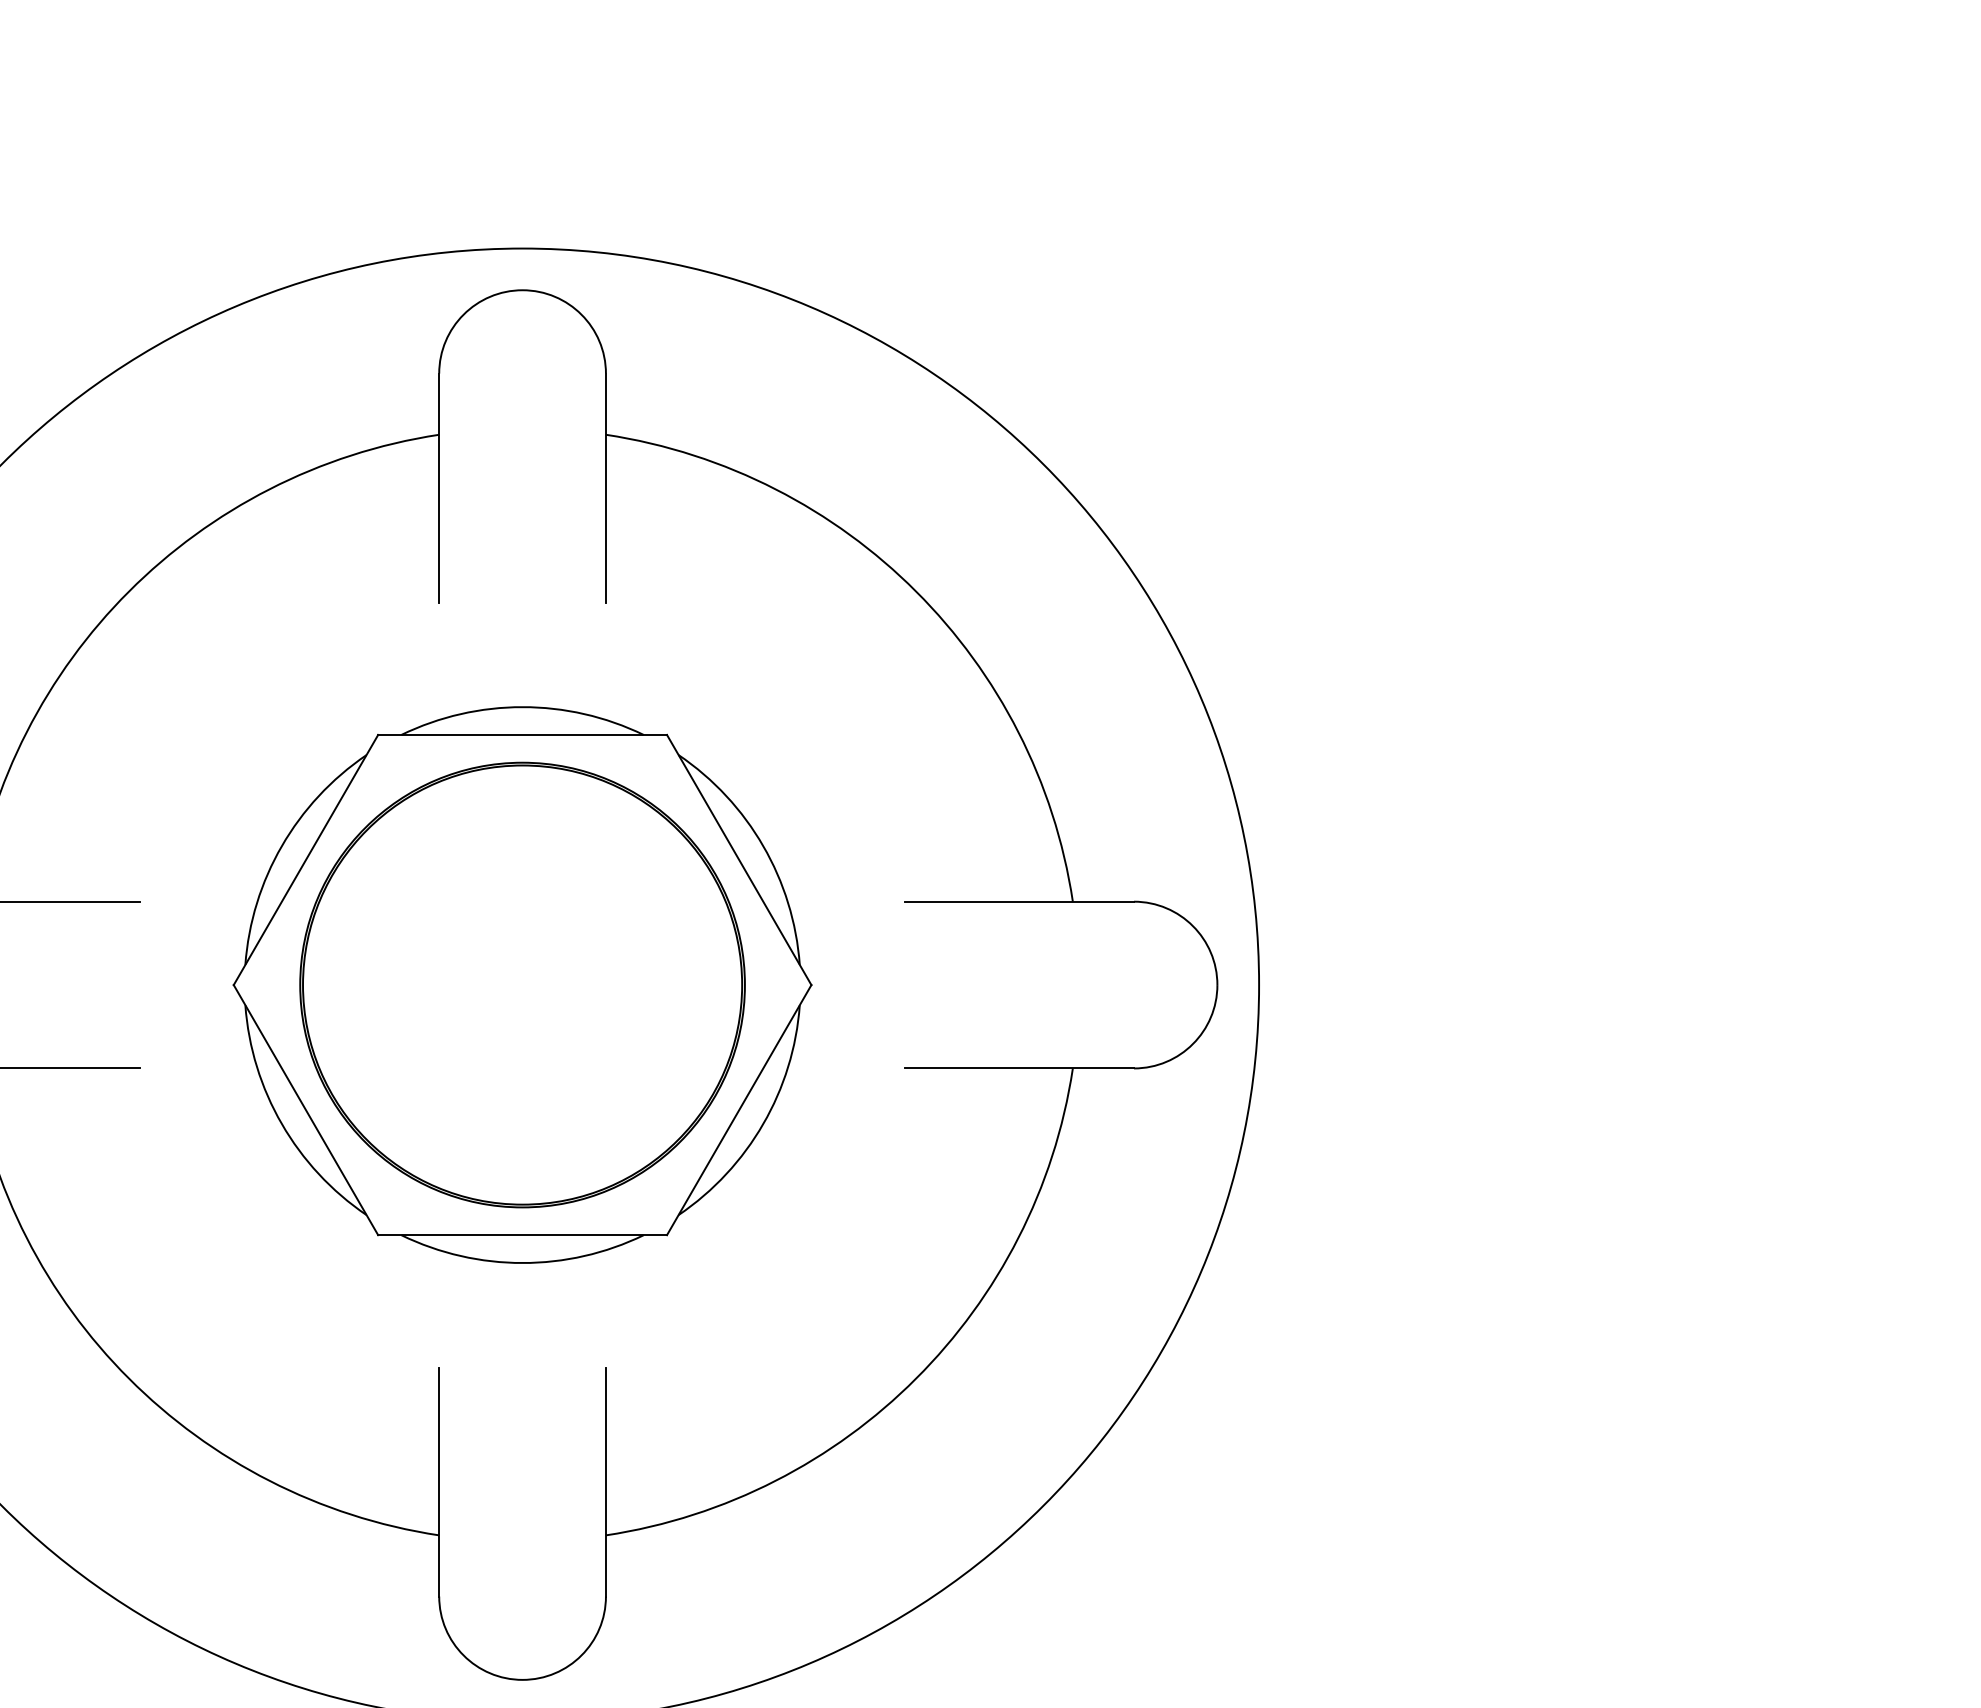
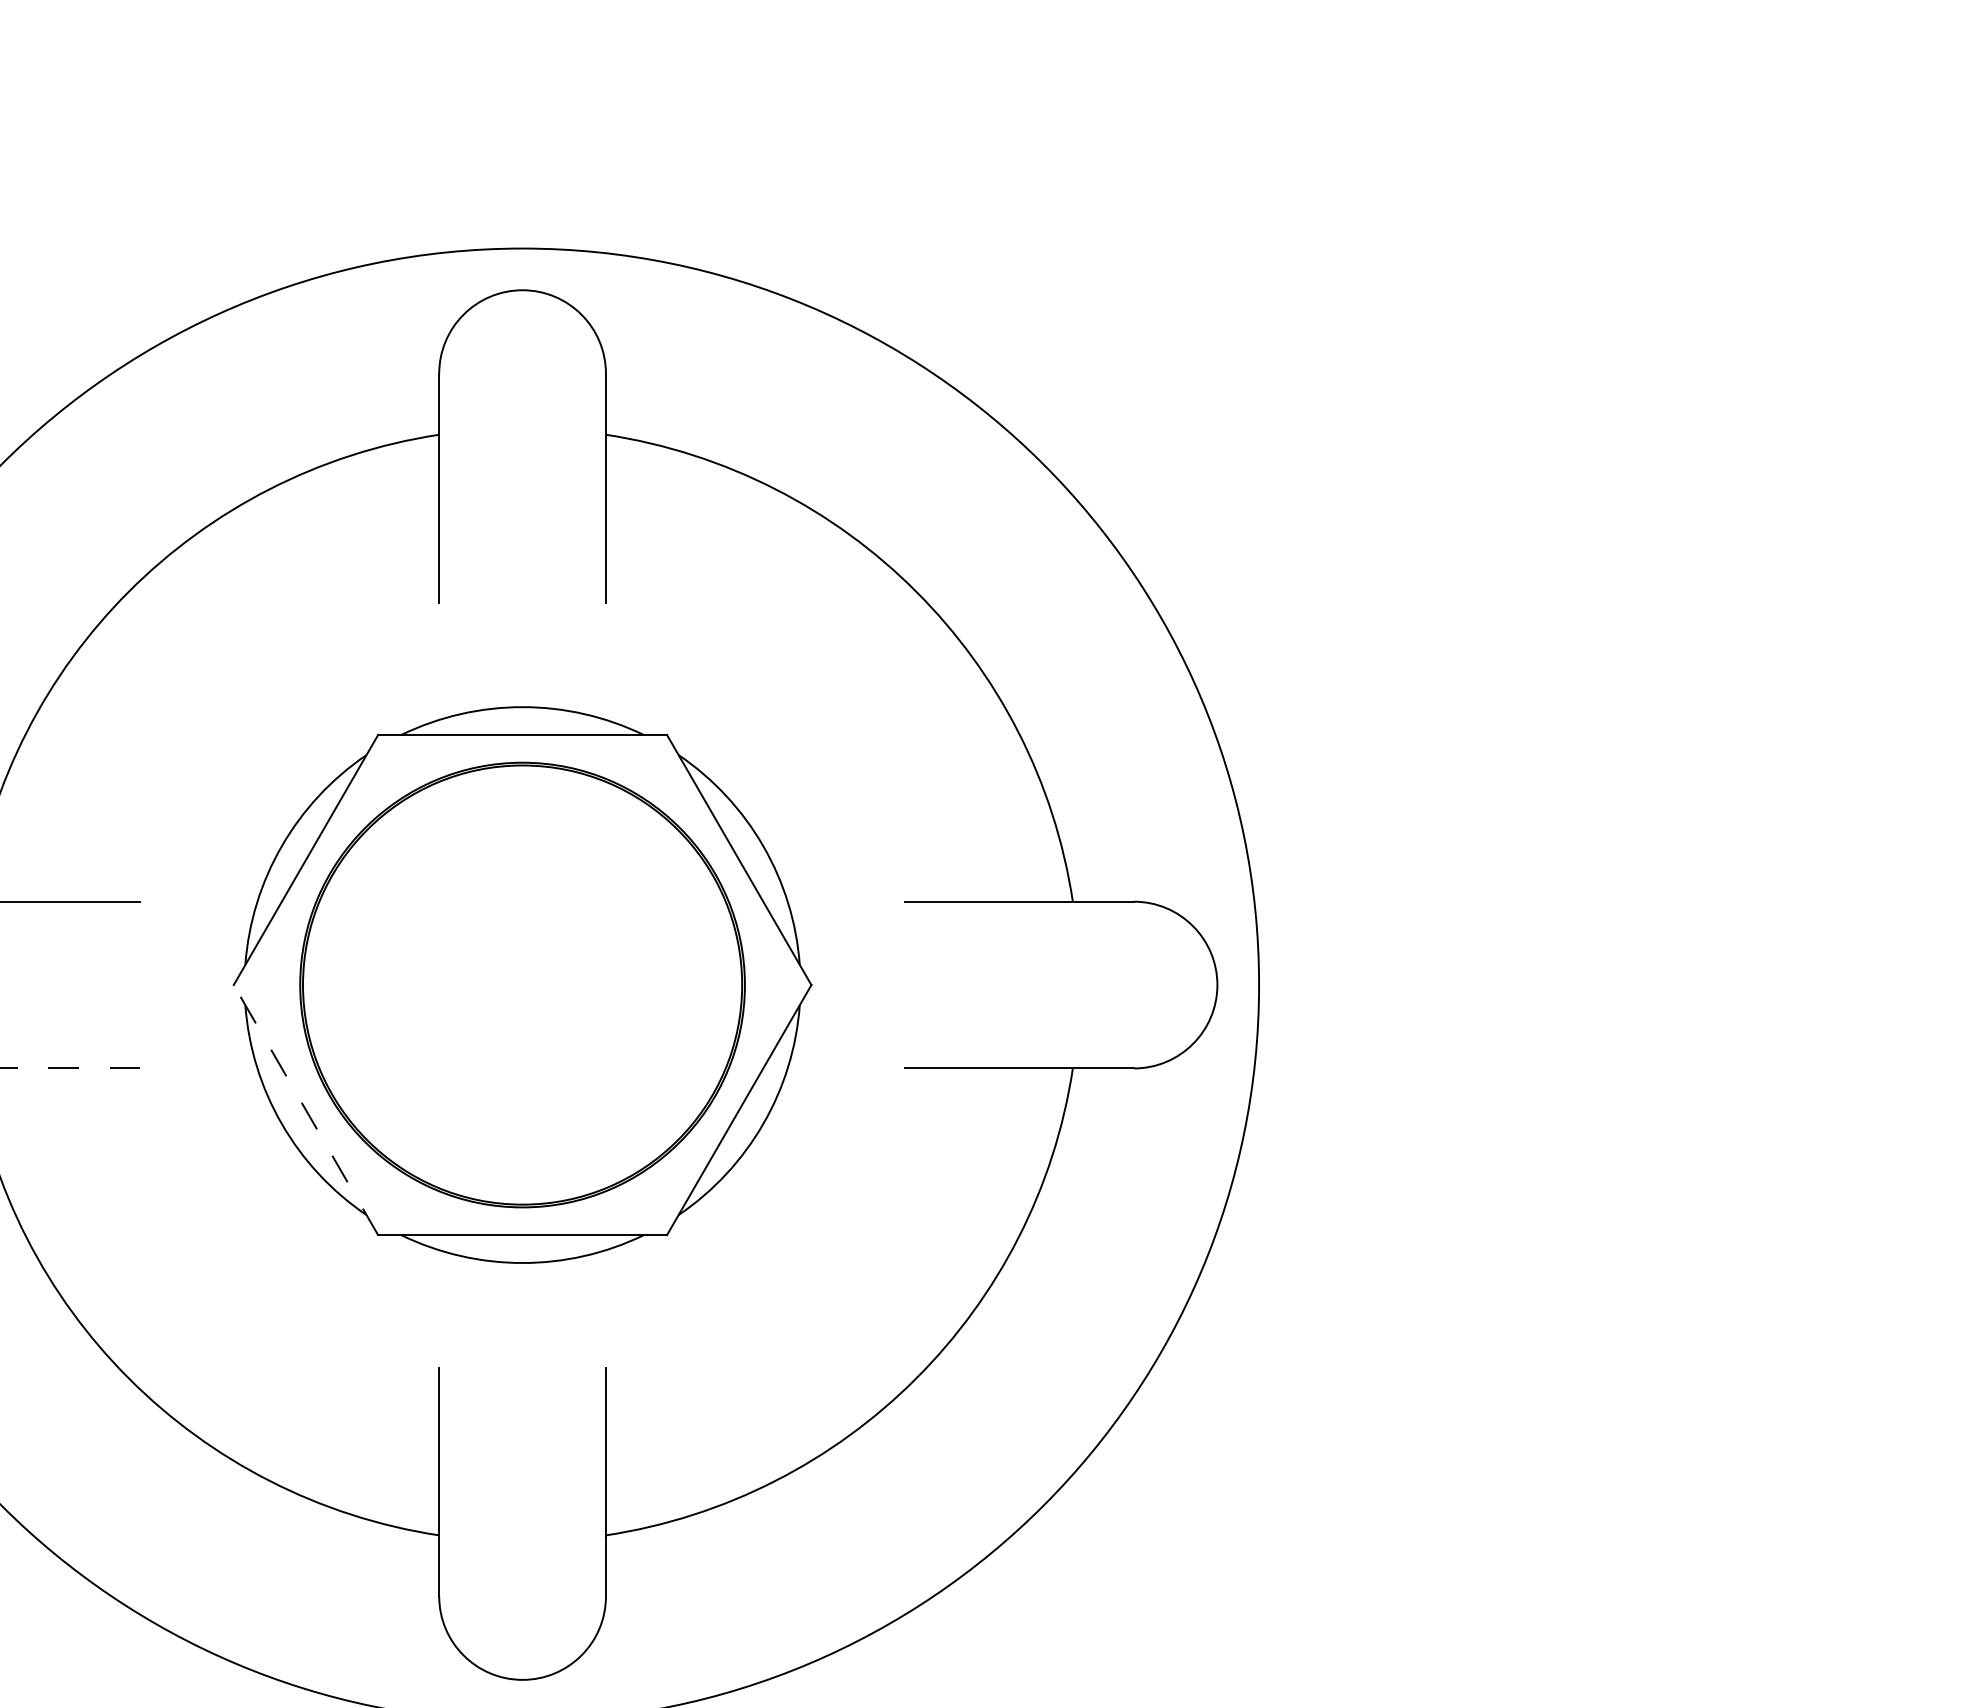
line: solid -> dashed (70, 1068)
line: solid -> dashed (305, 1109)
